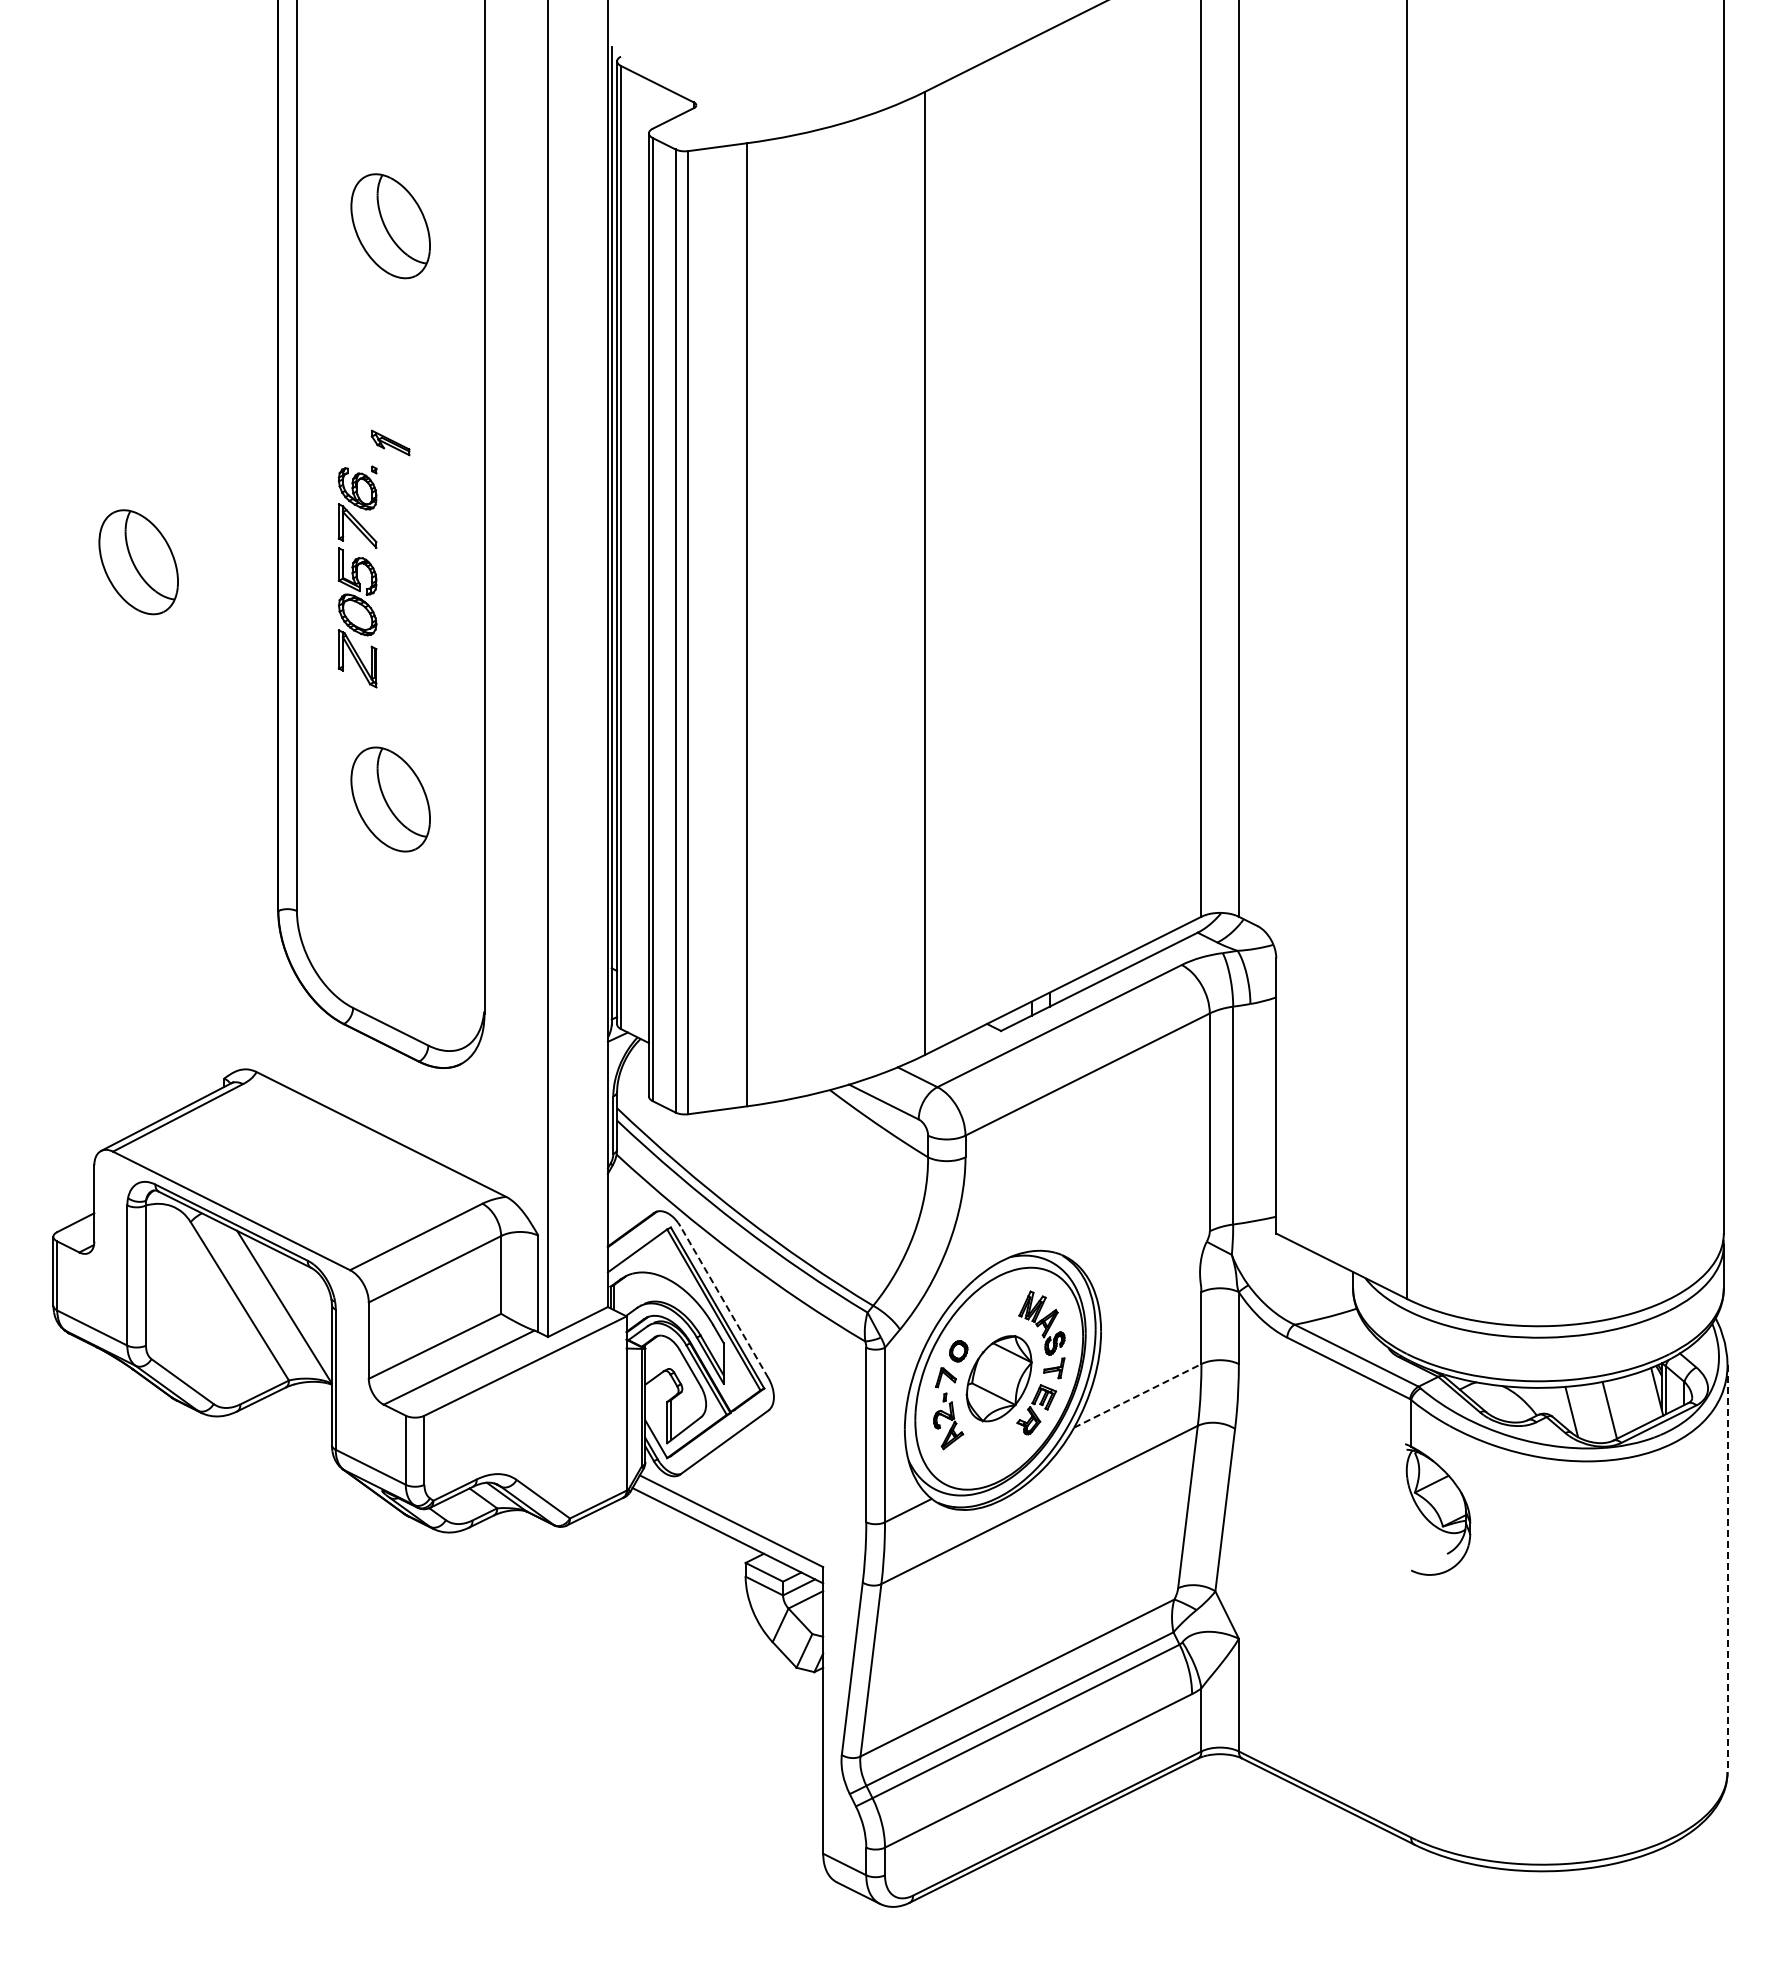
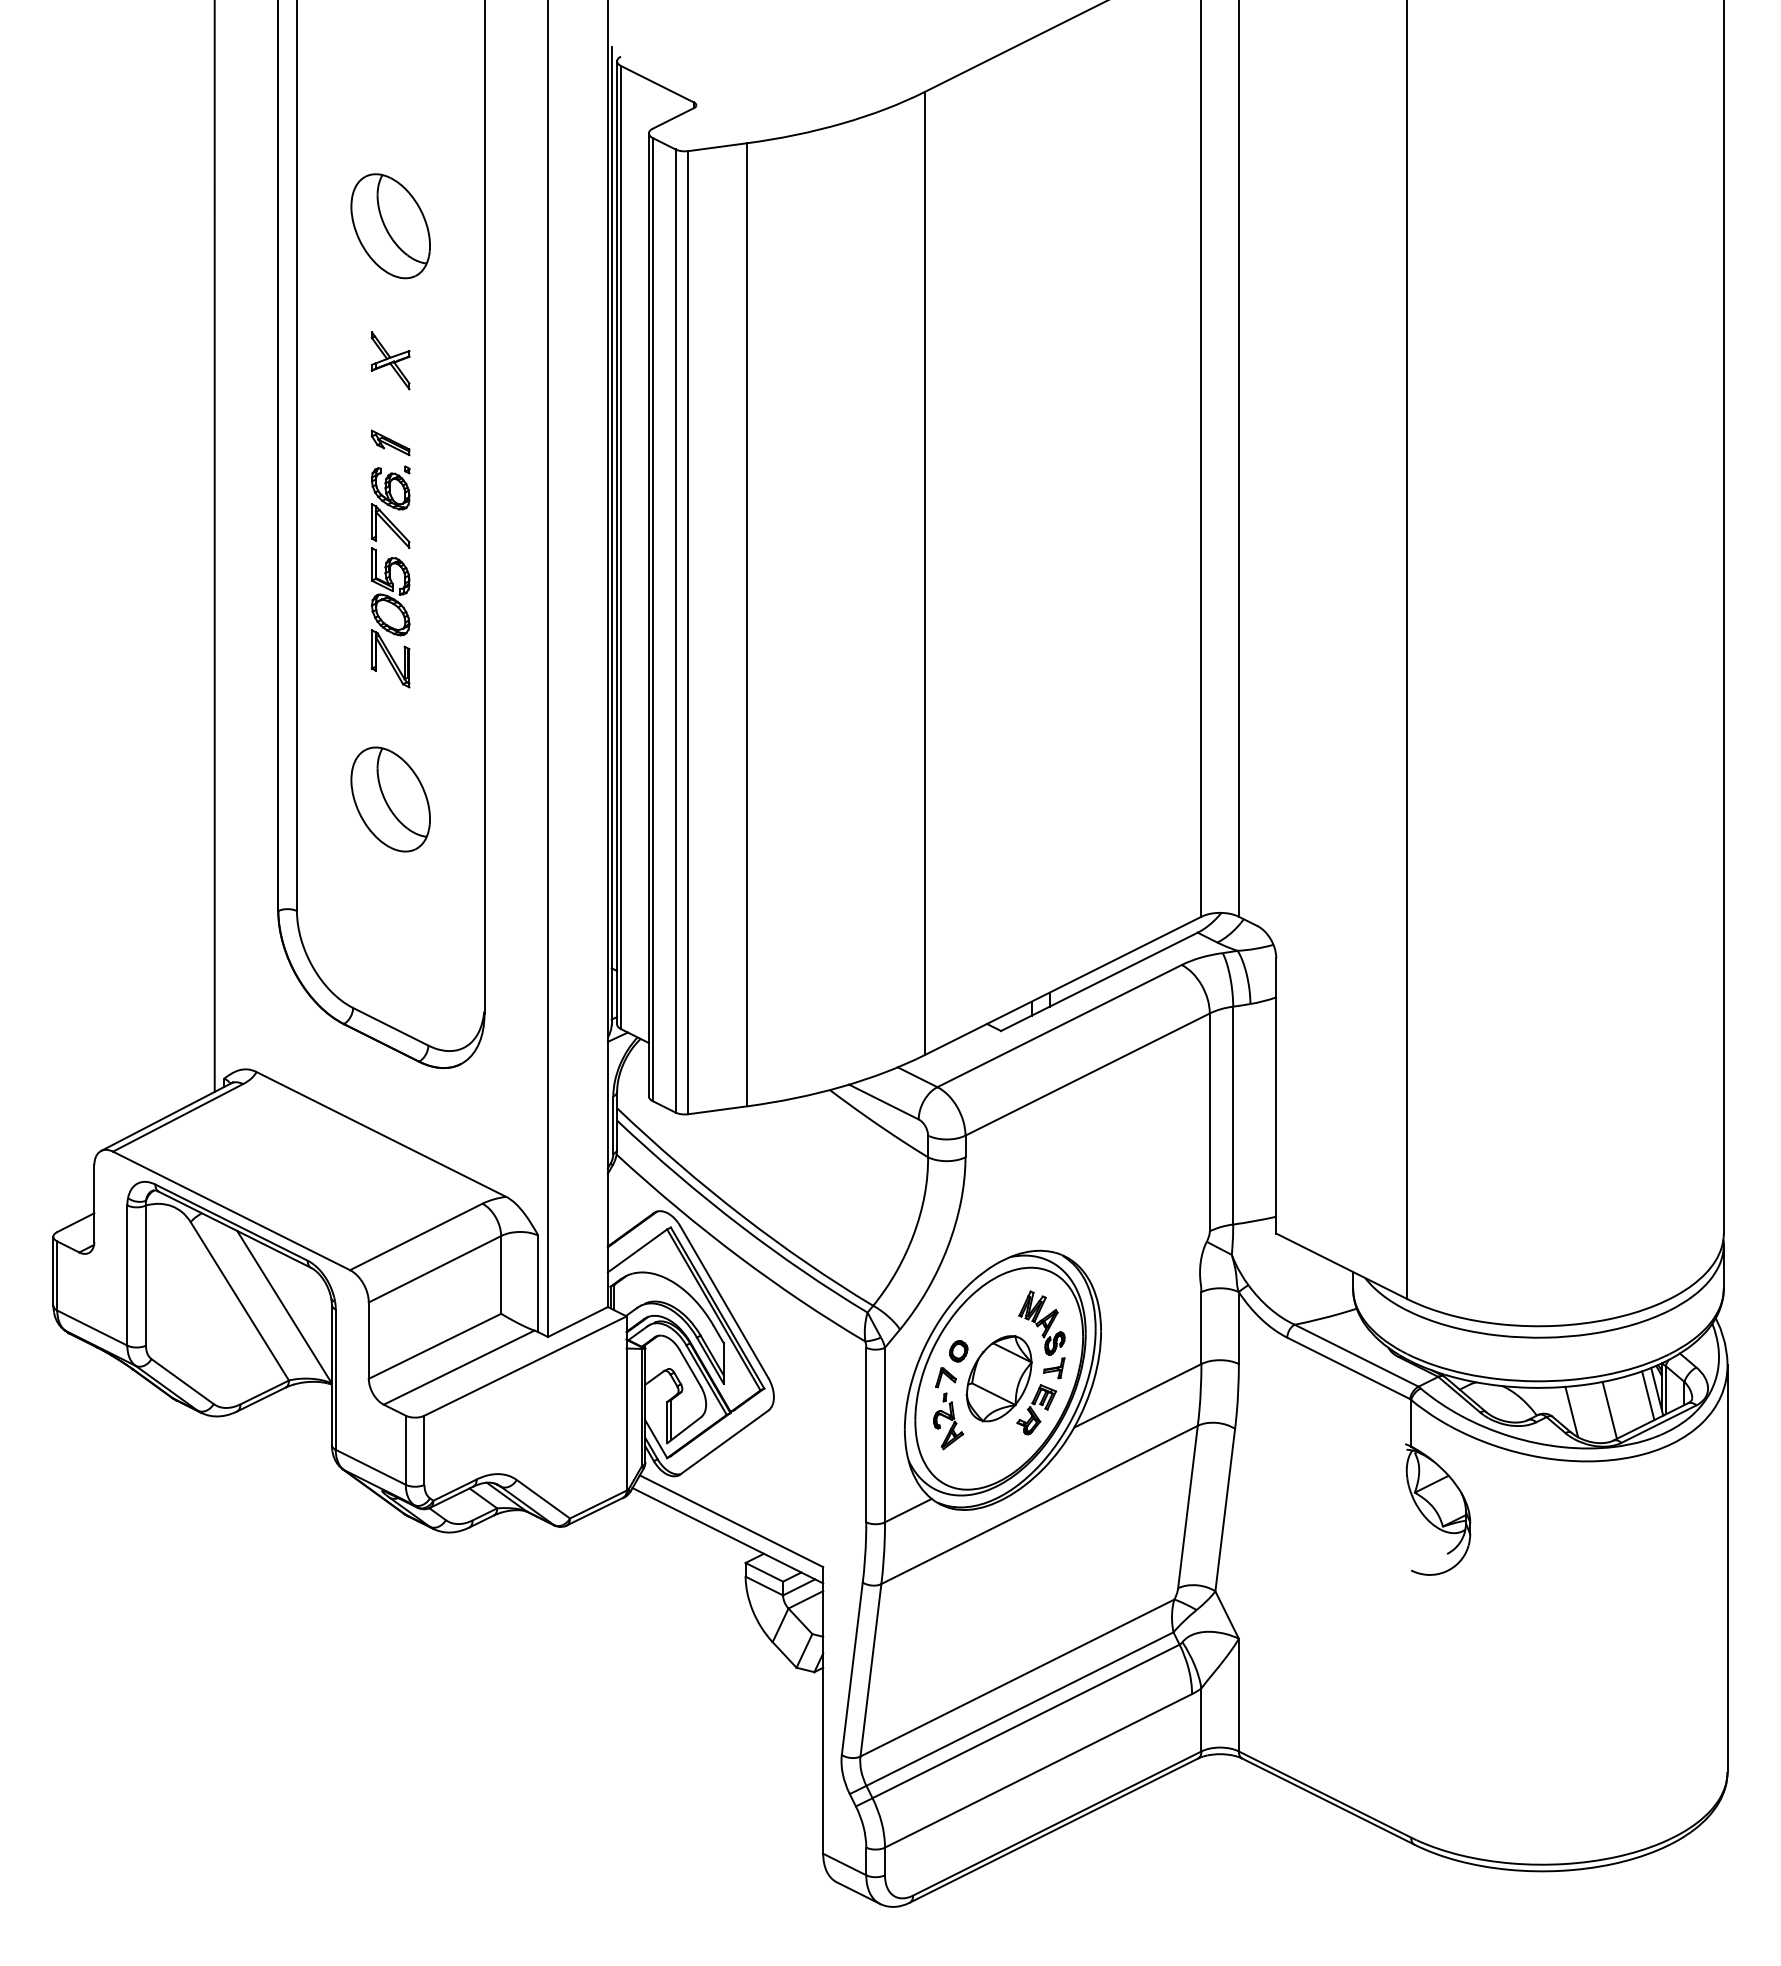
part: none -> present (390, 360)
line: none -> present (214, 546)
part: present -> none (138, 562)
part position: (357, 576) -> (390, 576) (390, 576)
line: dashed -> solid (724, 1302)
line: dashed -> solid (1138, 1395)
line: none -> present (1648, 1395)
line: dashed -> solid (1727, 1568)
